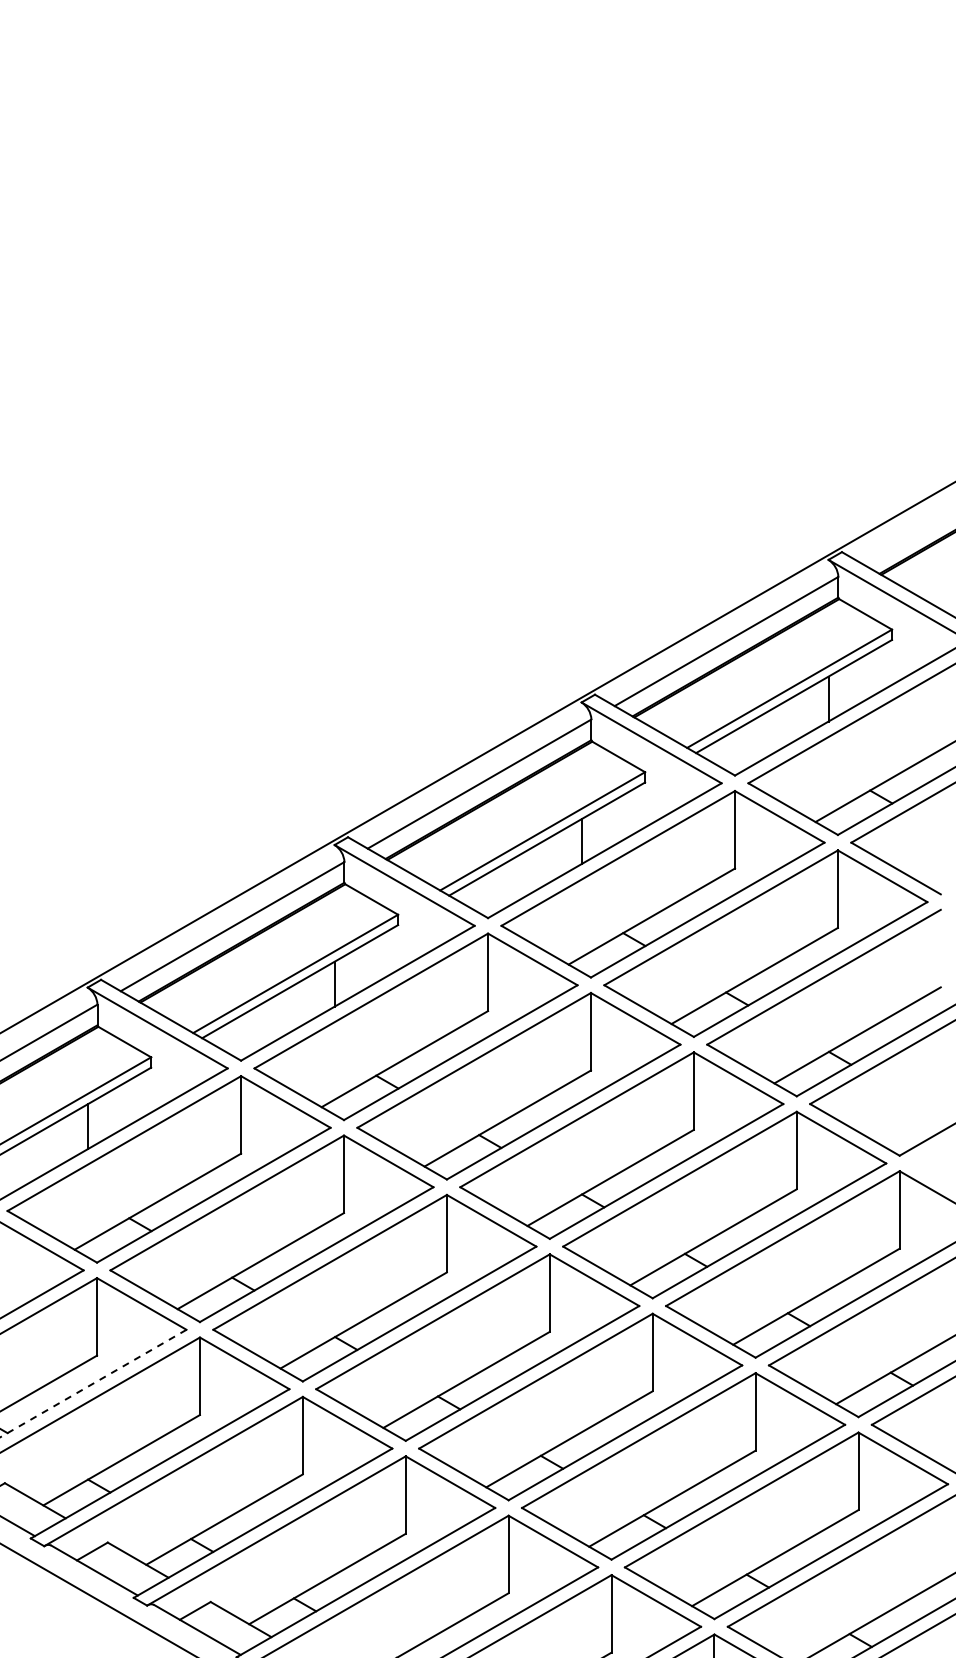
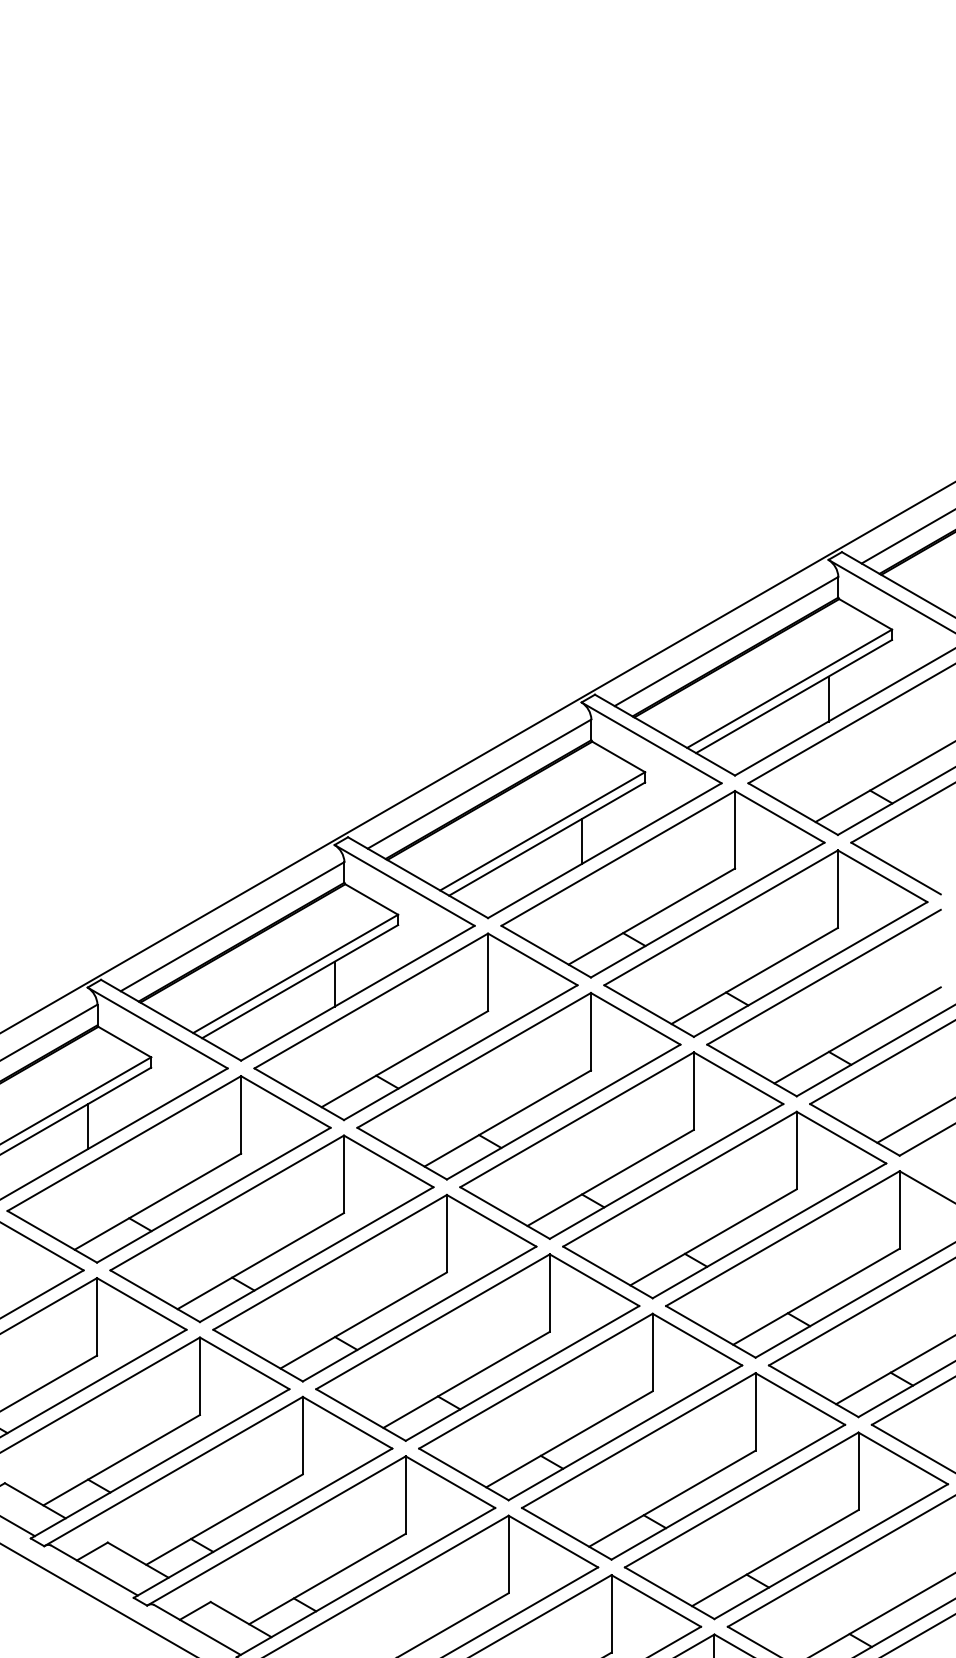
line: none -> present (906, 536)
line: none -> present (914, 1120)
line: dashed -> solid (93, 1383)
